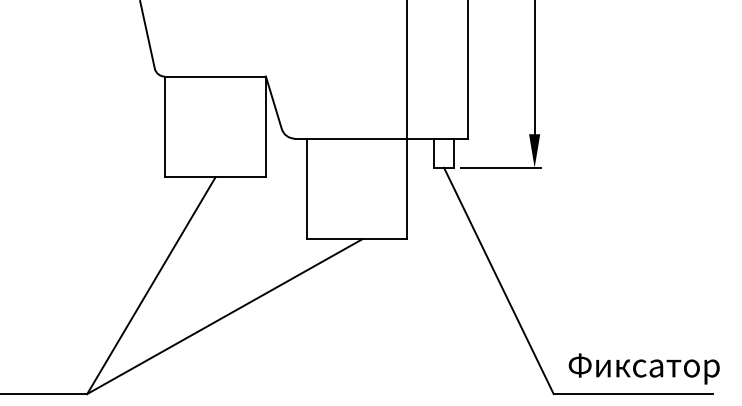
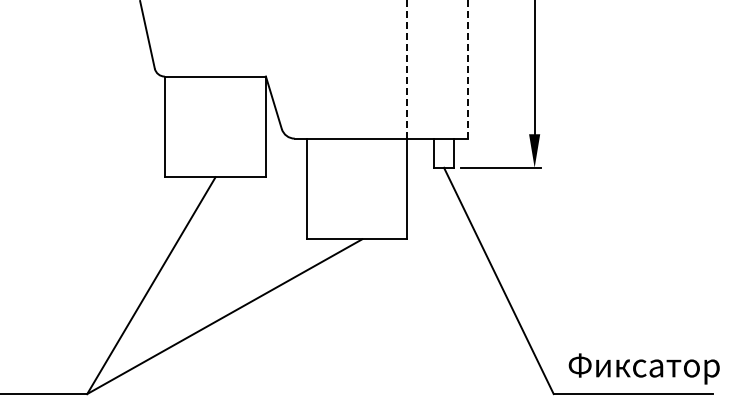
line: solid -> dashed (407, 69)
line: solid -> dashed (467, 69)
